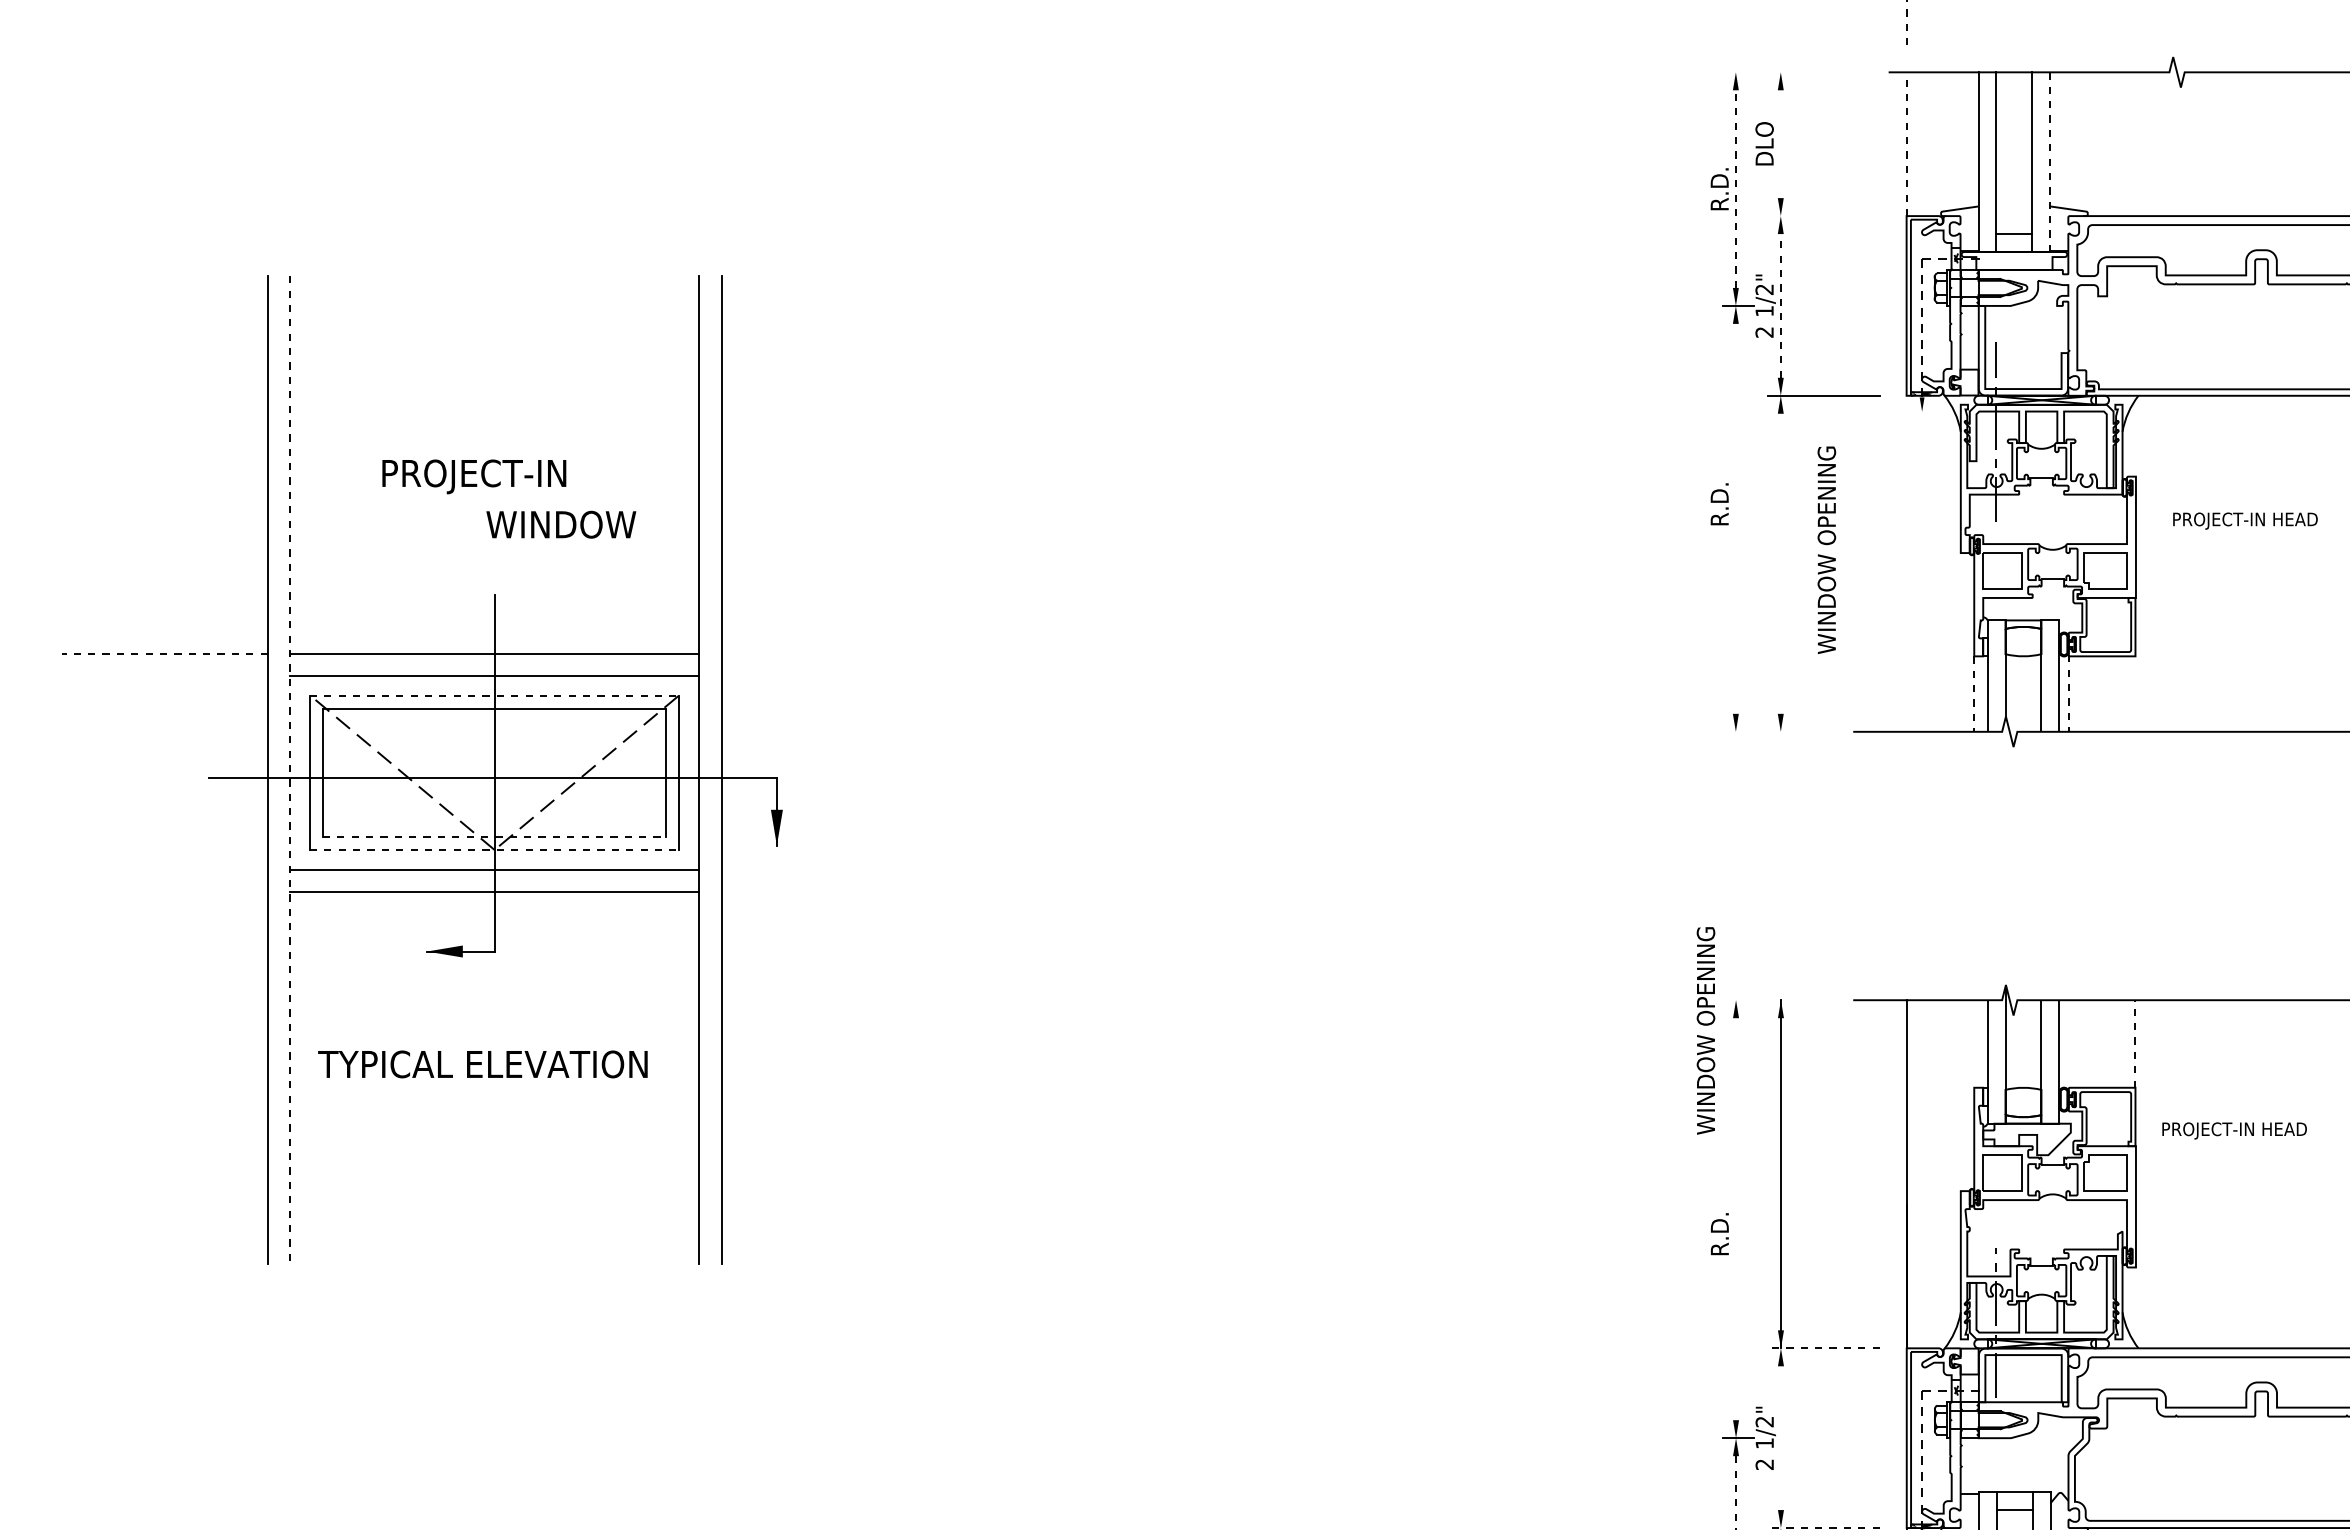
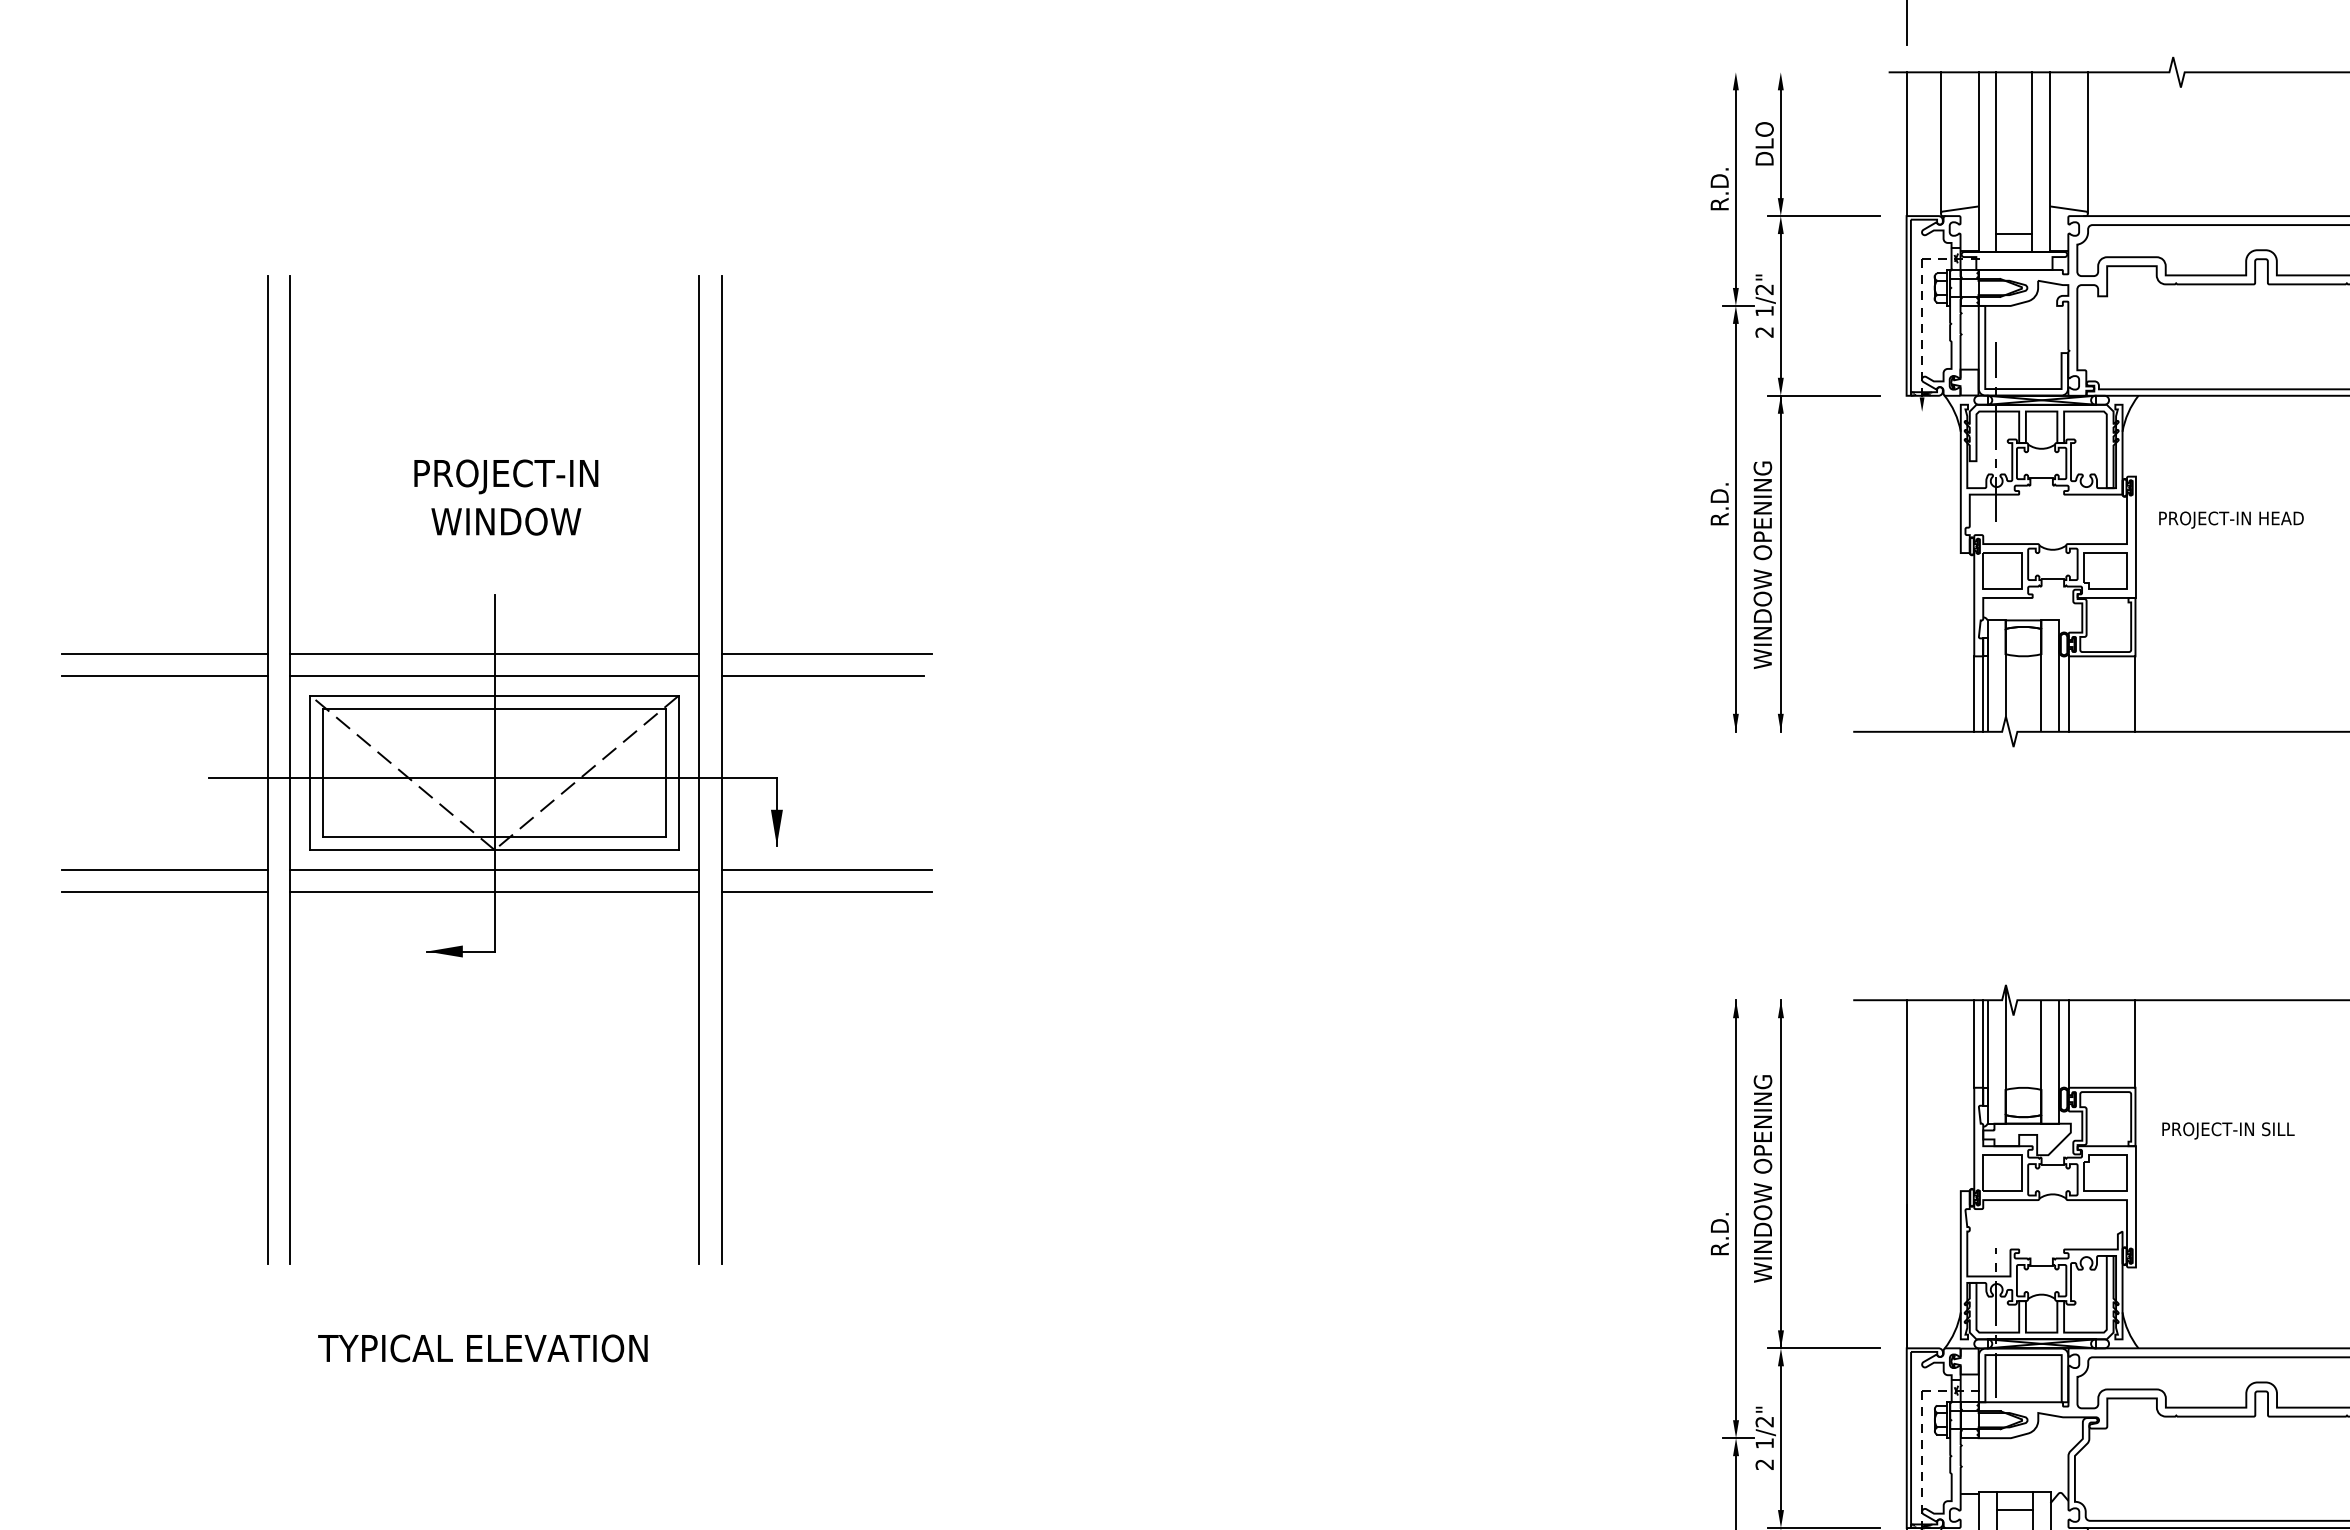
line: dashed -> solid (1906, 22)
line: none -> present (1941, 142)
line: none -> present (2087, 142)
line: none -> present (1780, 144)
line: dashed -> solid (1906, 144)
line: dashed -> solid (2050, 162)
line: dashed -> solid (1735, 189)
line: none -> present (1823, 216)
line: dashed -> solid (1780, 305)
text position: (474, 476) -> (506, 476) (506, 476)
text position: (2245, 520) -> (2231, 519) (2231, 519)
text position: (561, 524) -> (506, 521) (506, 521)
line: none -> present (1735, 527)
text position: (1826, 549) -> (1762, 564) (1762, 564)
line: none -> present (1780, 563)
line: dashed -> solid (165, 654)
line: none -> present (826, 654)
line: none -> present (164, 676)
line: none -> present (822, 676)
line: none -> present (1983, 693)
line: none -> present (2135, 693)
line: dashed -> solid (1974, 694)
line: dashed -> solid (2068, 694)
line: dashed -> solid (494, 696)
line: dashed -> solid (290, 770)
line: dashed -> solid (494, 837)
line: dashed -> solid (494, 849)
line: none -> present (164, 869)
line: none -> present (826, 869)
line: none -> present (164, 892)
line: none -> present (826, 892)
text position: (1705, 1030) -> (1762, 1178) (1762, 1178)
line: none -> present (1974, 1043)
line: none -> present (1983, 1043)
line: none -> present (2068, 1044)
line: dashed -> solid (2135, 1044)
text position: (482, 1064) -> (482, 1348) (482, 1348)
text: PROJECT-IN HEAD -> PROJECT-IN SILL (2284, 1129)
line: none -> present (1736, 1210)
line: dashed -> solid (1823, 1348)
line: none -> present (1780, 1438)
line: dashed -> solid (1736, 1493)
line: dashed -> solid (1823, 1528)
